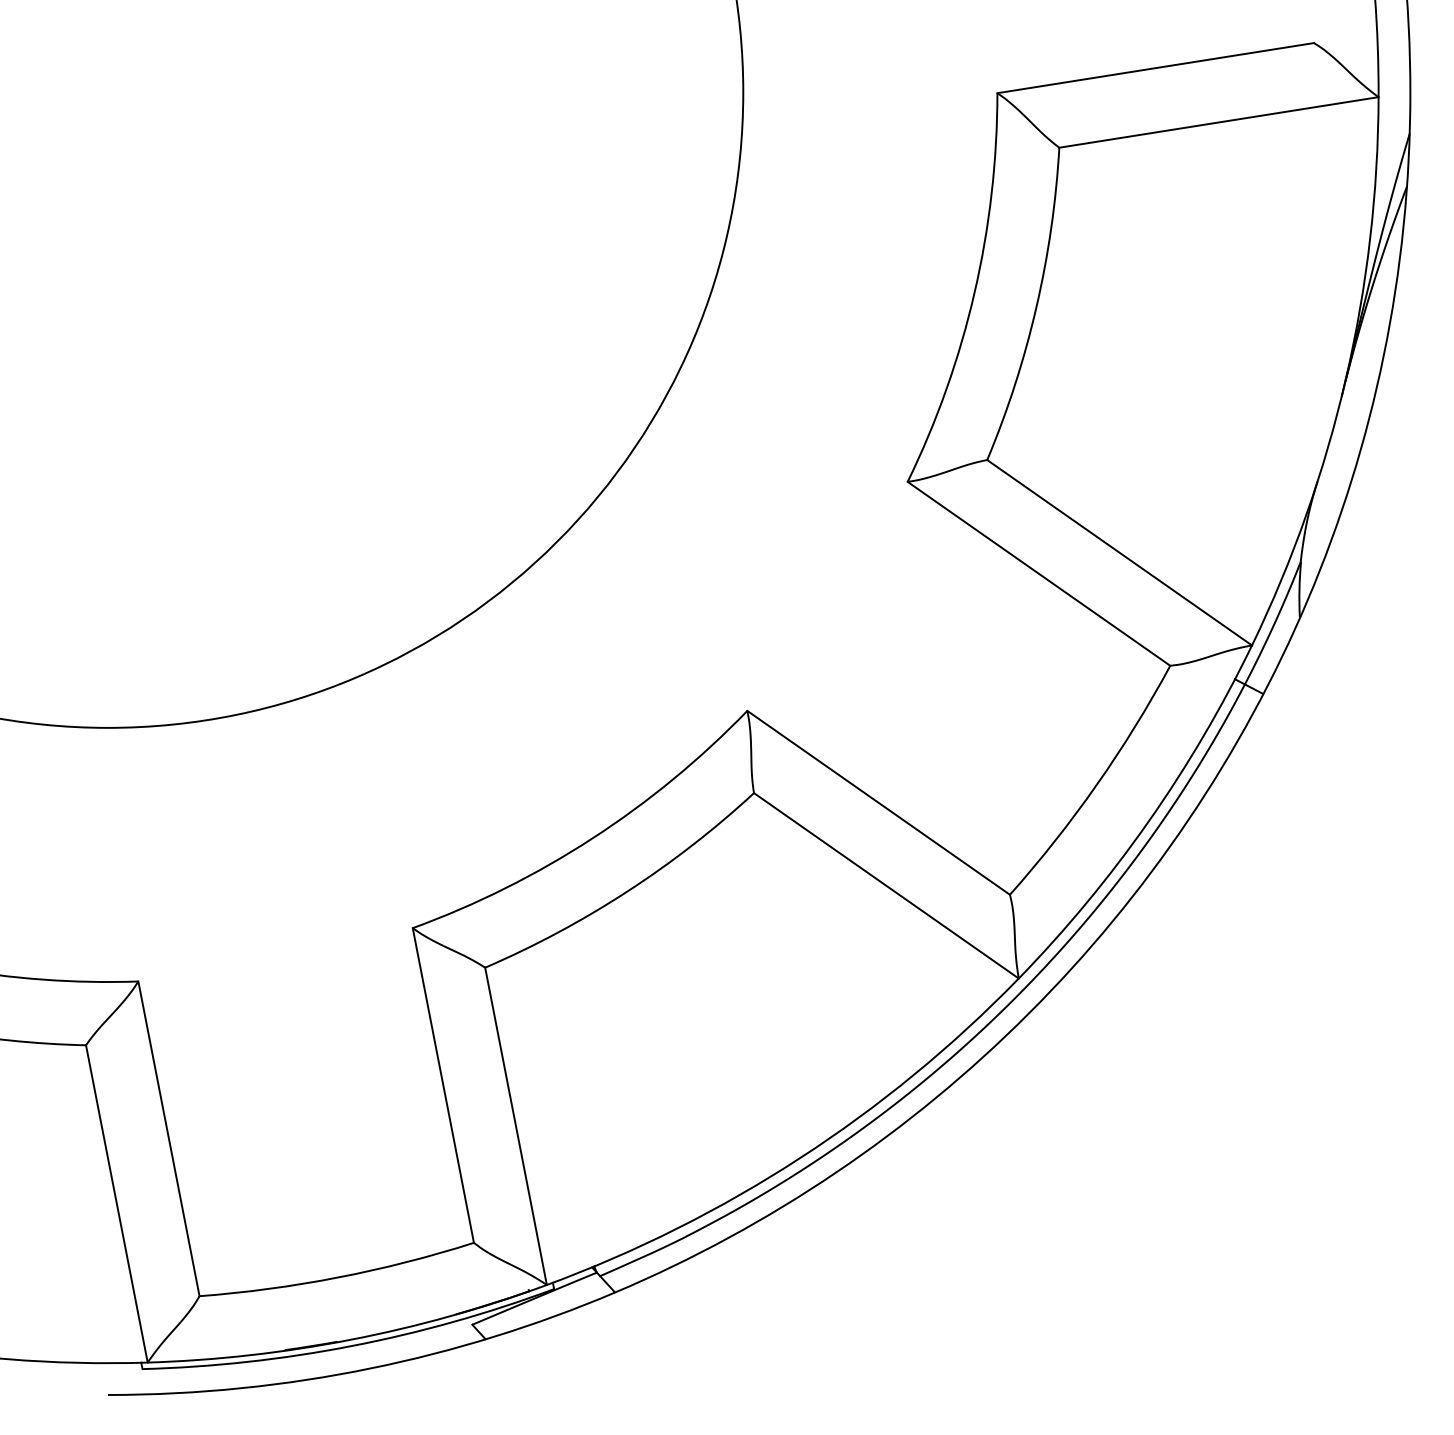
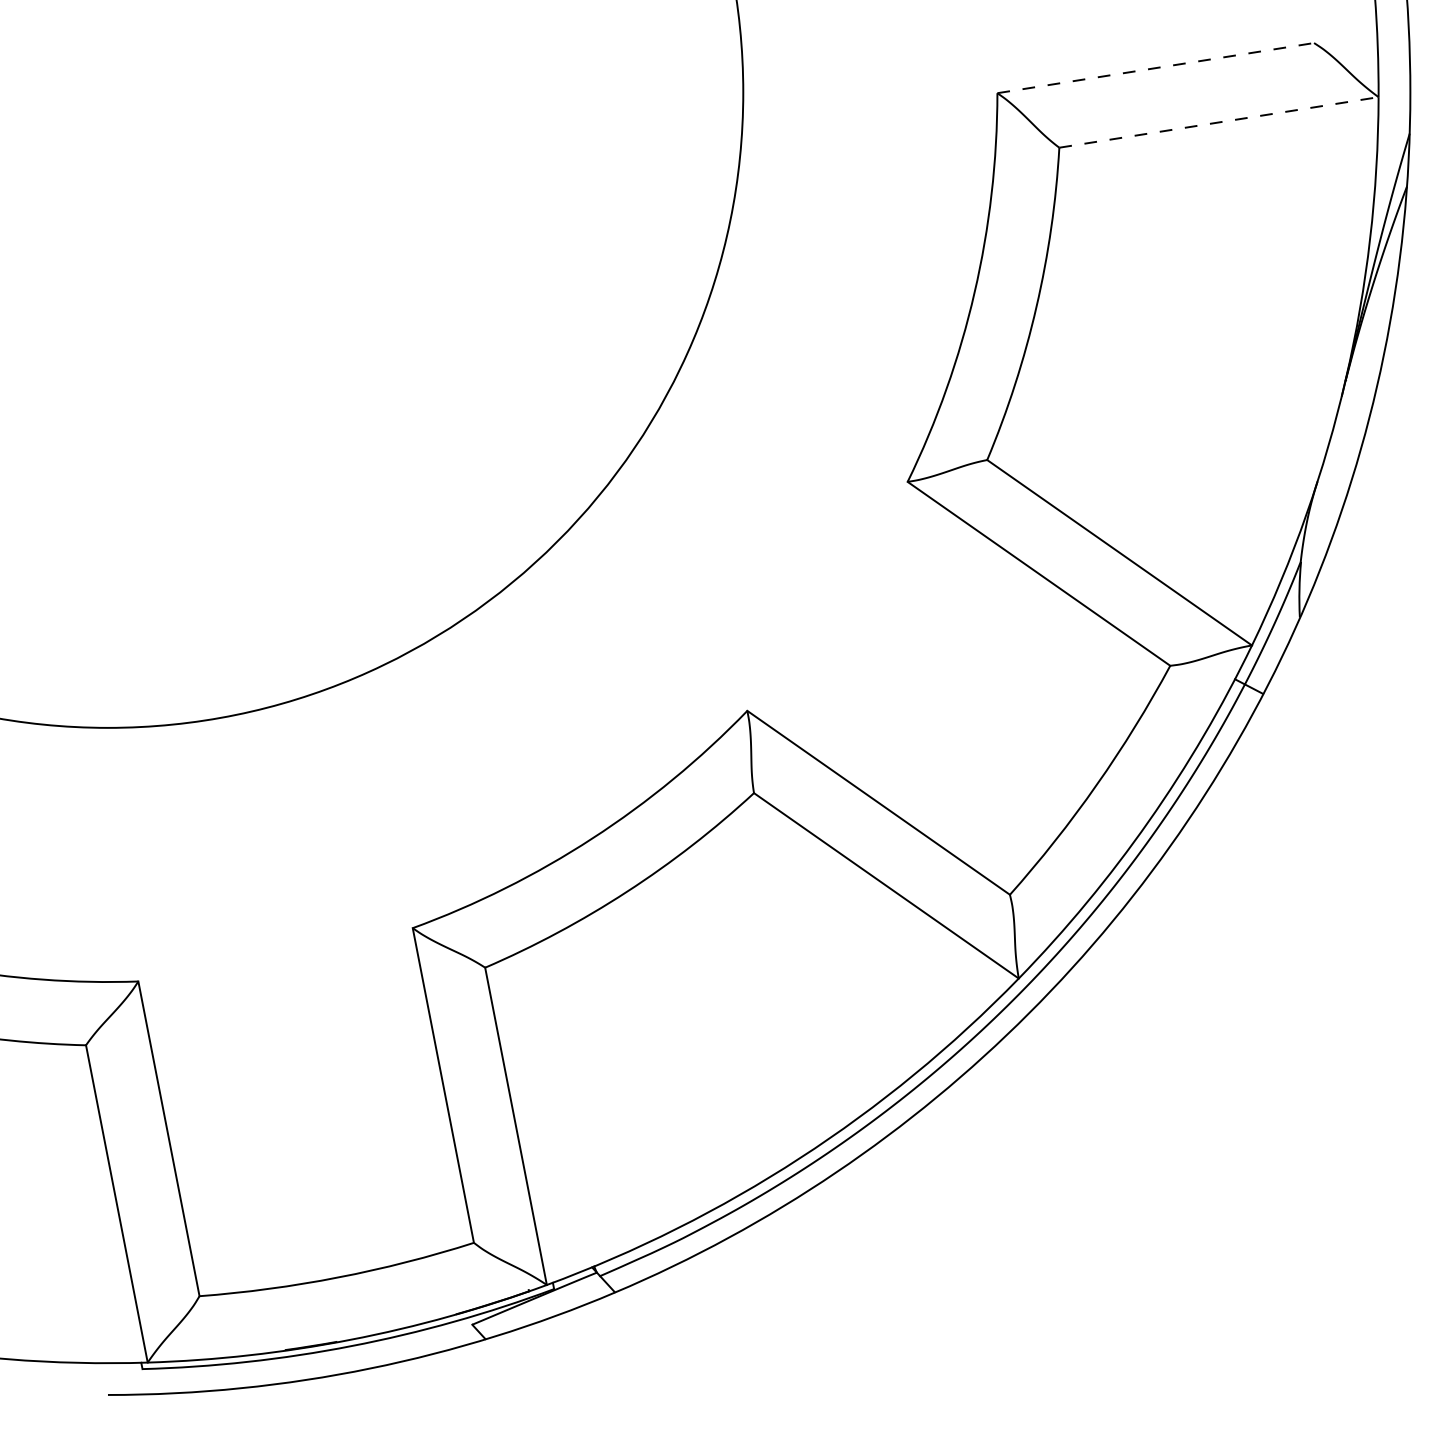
line: solid -> dashed (1156, 68)
line: solid -> dashed (1218, 122)
